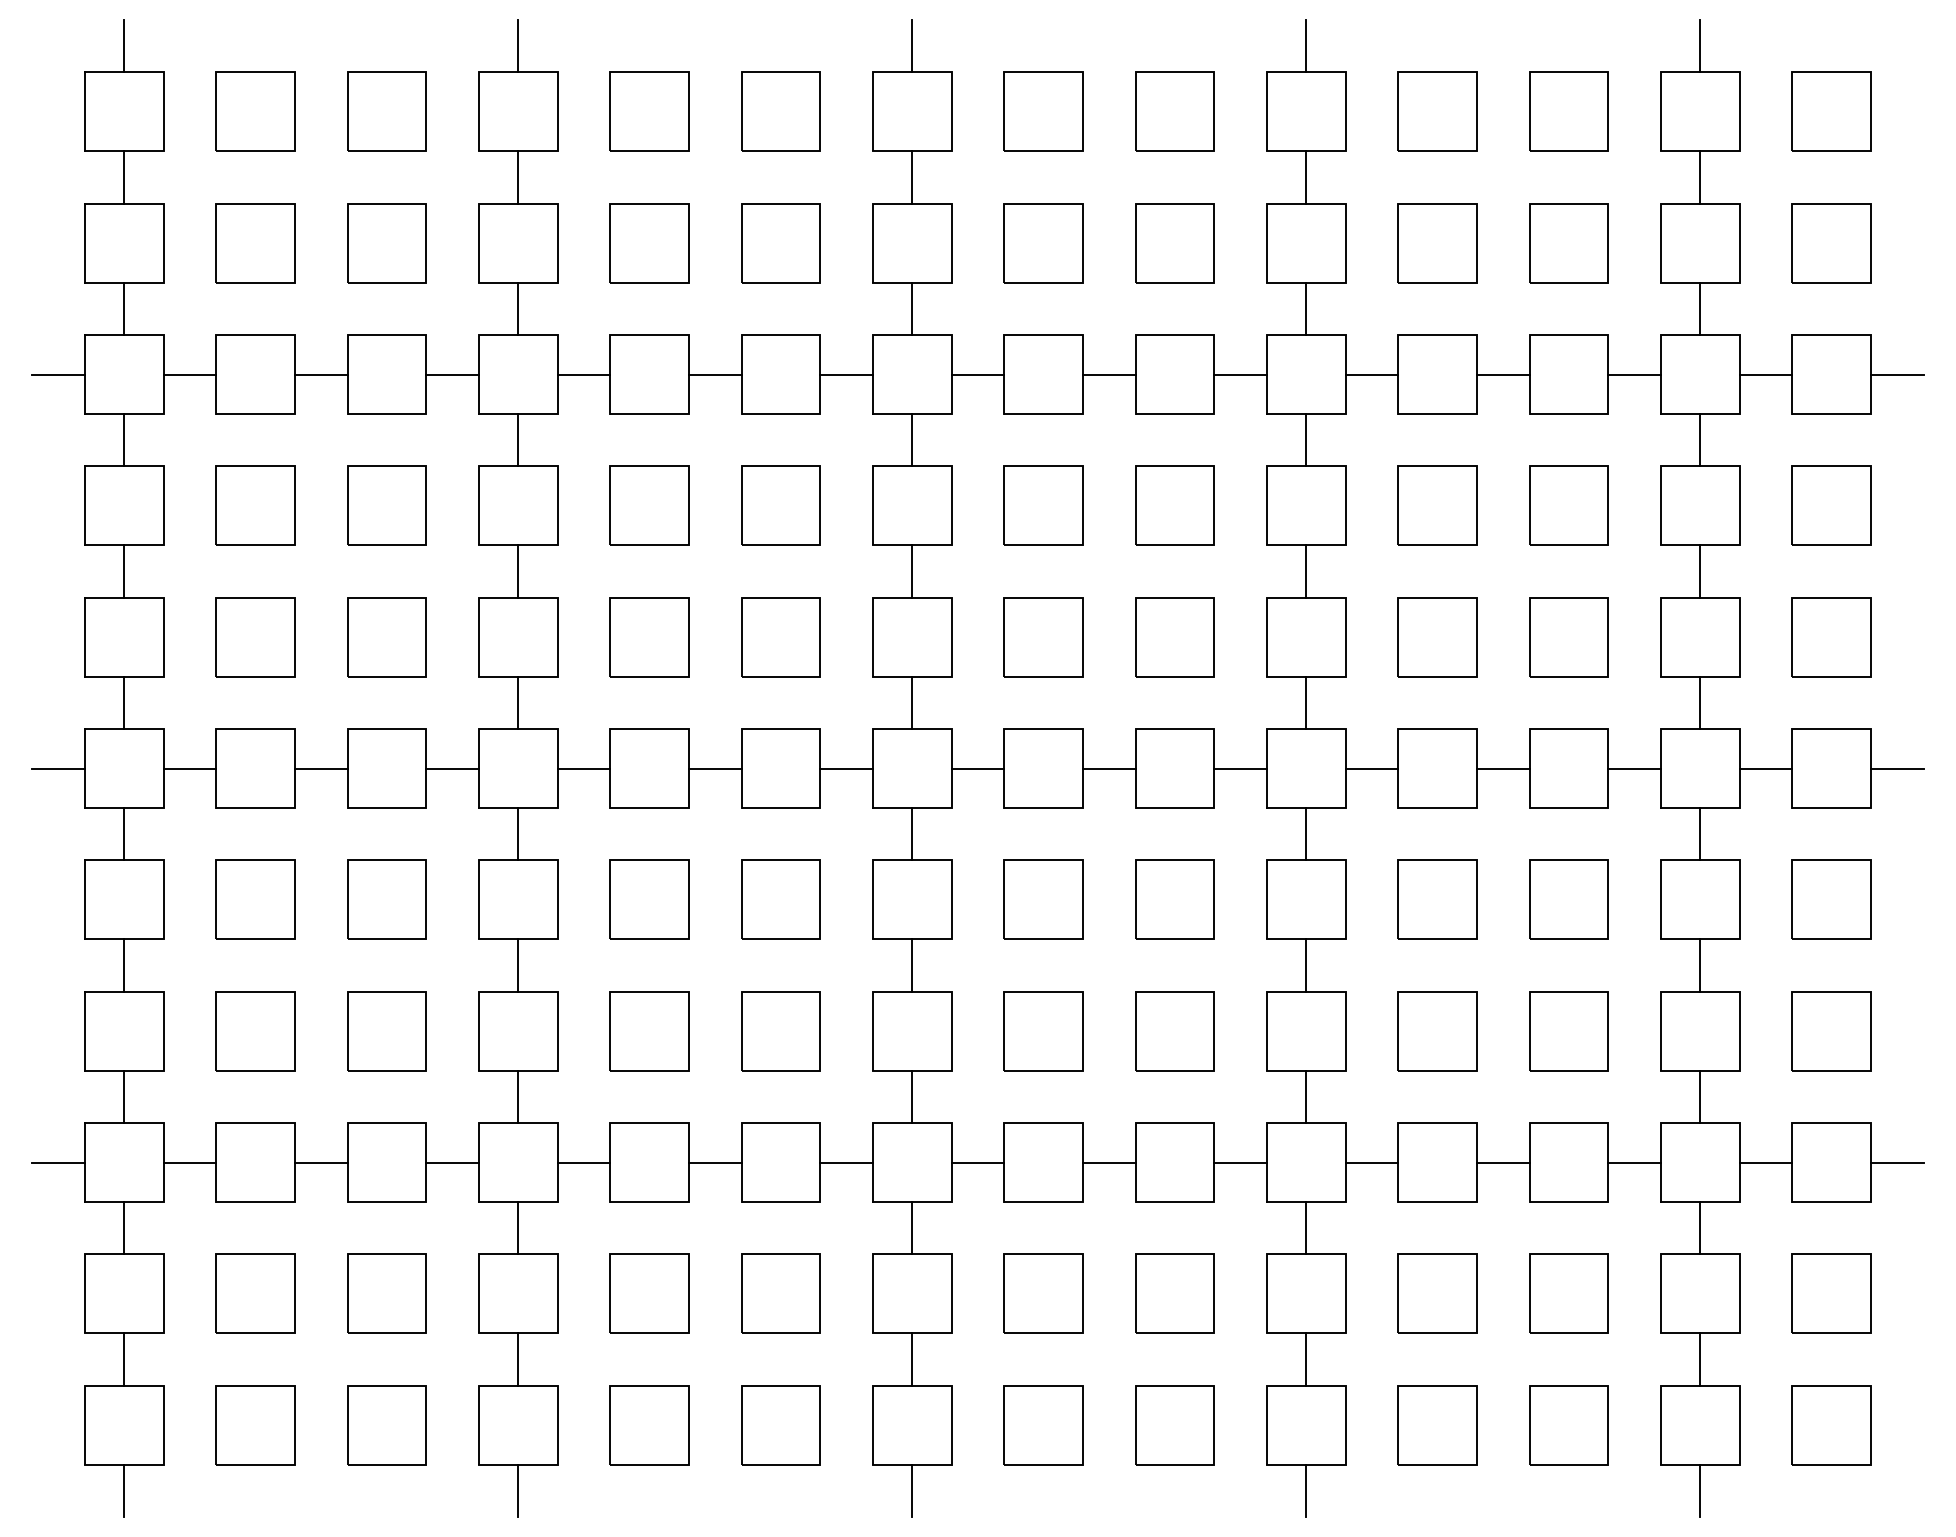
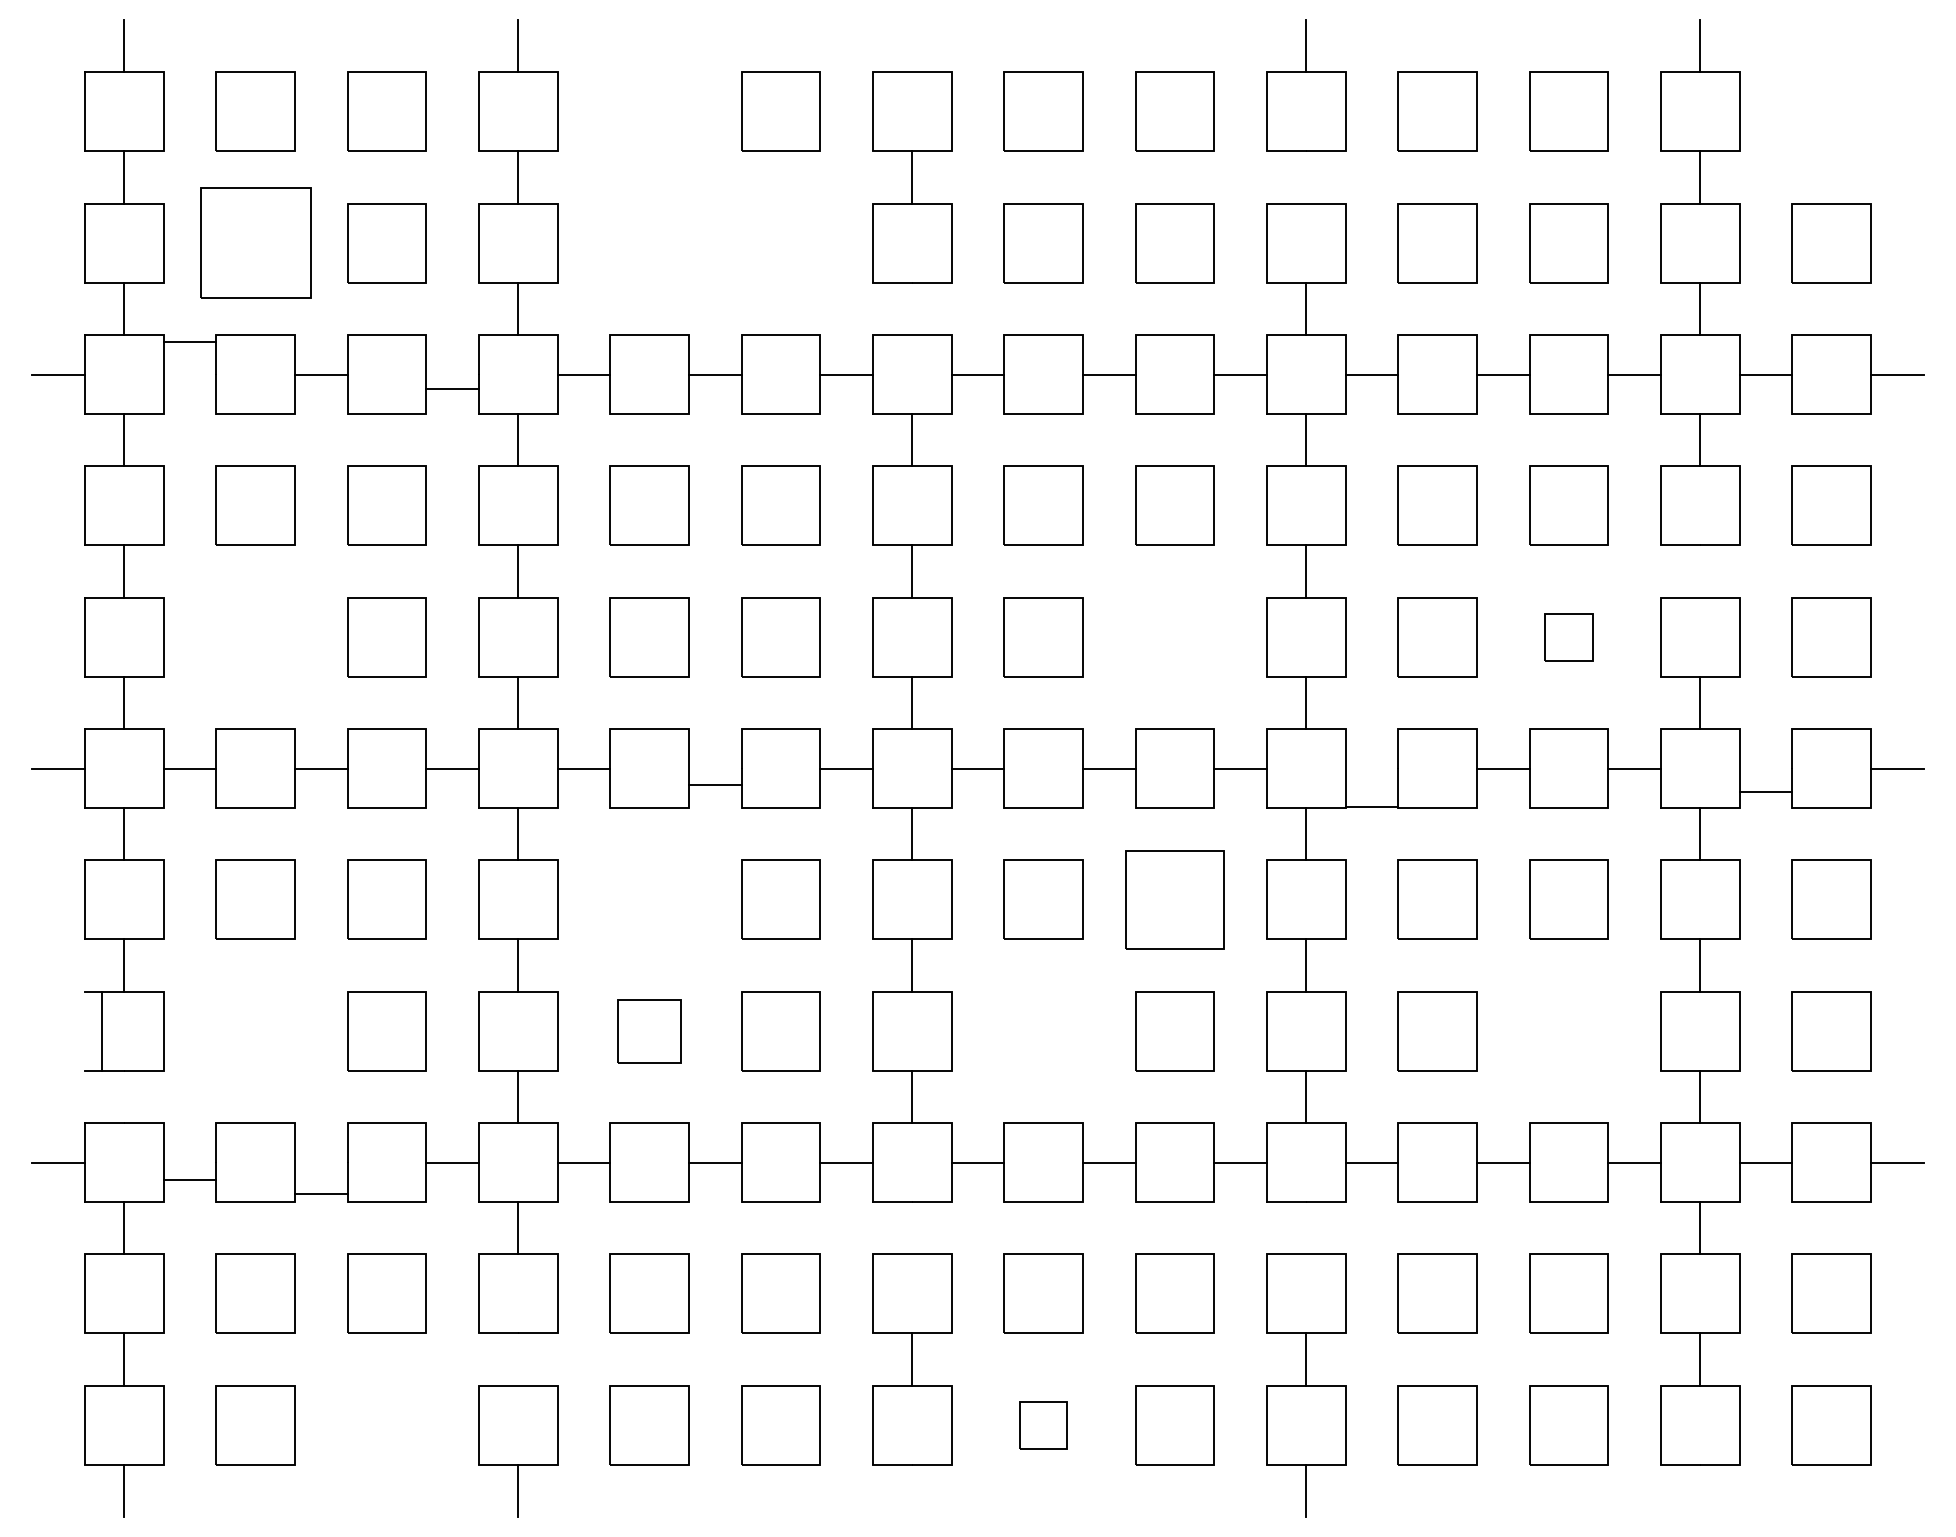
line: present -> none (912, 45)
part: present -> none (649, 111)
part: present -> none (1831, 111)
line: present -> none (1306, 177)
part size: 81x81 px -> 112x112 px (255, 242)
part: present -> none (649, 243)
part: present -> none (780, 243)
line: present -> none (912, 308)
line position: (189, 374) -> (189, 341) (189, 341)
line position: (452, 374) -> (452, 388) (452, 388)
line: present -> none (1700, 571)
part: present -> none (255, 637)
part: present -> none (1174, 637)
part size: 80x81 px -> 50x49 px (1568, 637)
line position: (715, 768) -> (715, 784) (715, 784)
line position: (1371, 768) -> (1371, 806) (1371, 806)
line position: (1765, 768) -> (1765, 791) (1765, 791)
part: present -> none (649, 899)
part size: 80x81 px -> 100x100 px (1174, 899)
line position: (84, 1030) -> (101, 1030) (101, 1030)
part: present -> none (255, 1031)
part size: 81x81 px -> 65x65 px (649, 1031)
part: present -> none (1043, 1031)
part: present -> none (1568, 1031)
line: present -> none (124, 1096)
line position: (189, 1162) -> (189, 1179) (189, 1179)
line position: (321, 1162) -> (321, 1193) (321, 1193)
line: present -> none (912, 1227)
line: present -> none (1306, 1227)
line: present -> none (518, 1359)
part: present -> none (386, 1425)
part size: 81x81 px -> 49x49 px (1043, 1425)
line: present -> none (912, 1490)
line: present -> none (1700, 1490)
